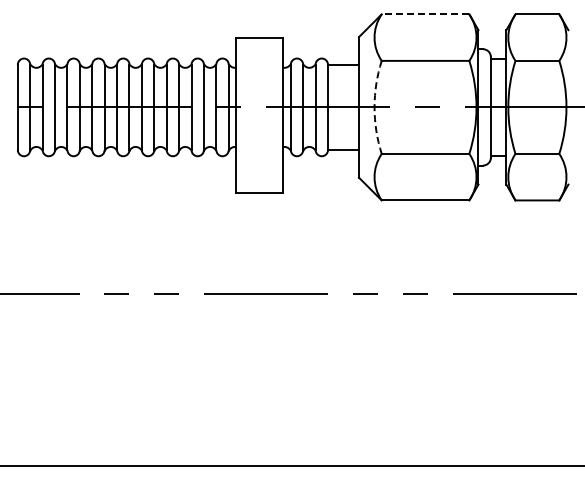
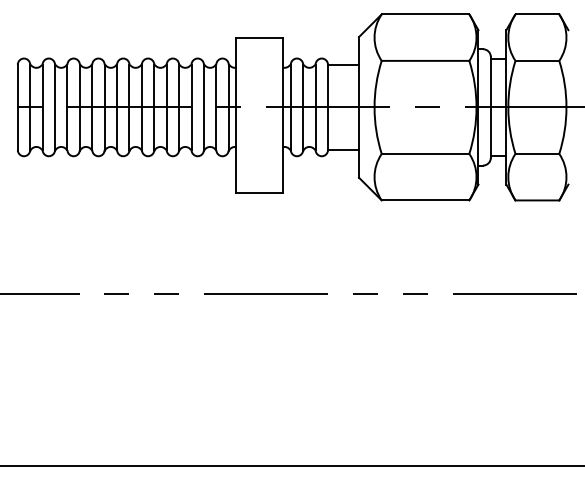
line: dashed -> solid (425, 14)
arc: dashed -> solid (374, 107)
